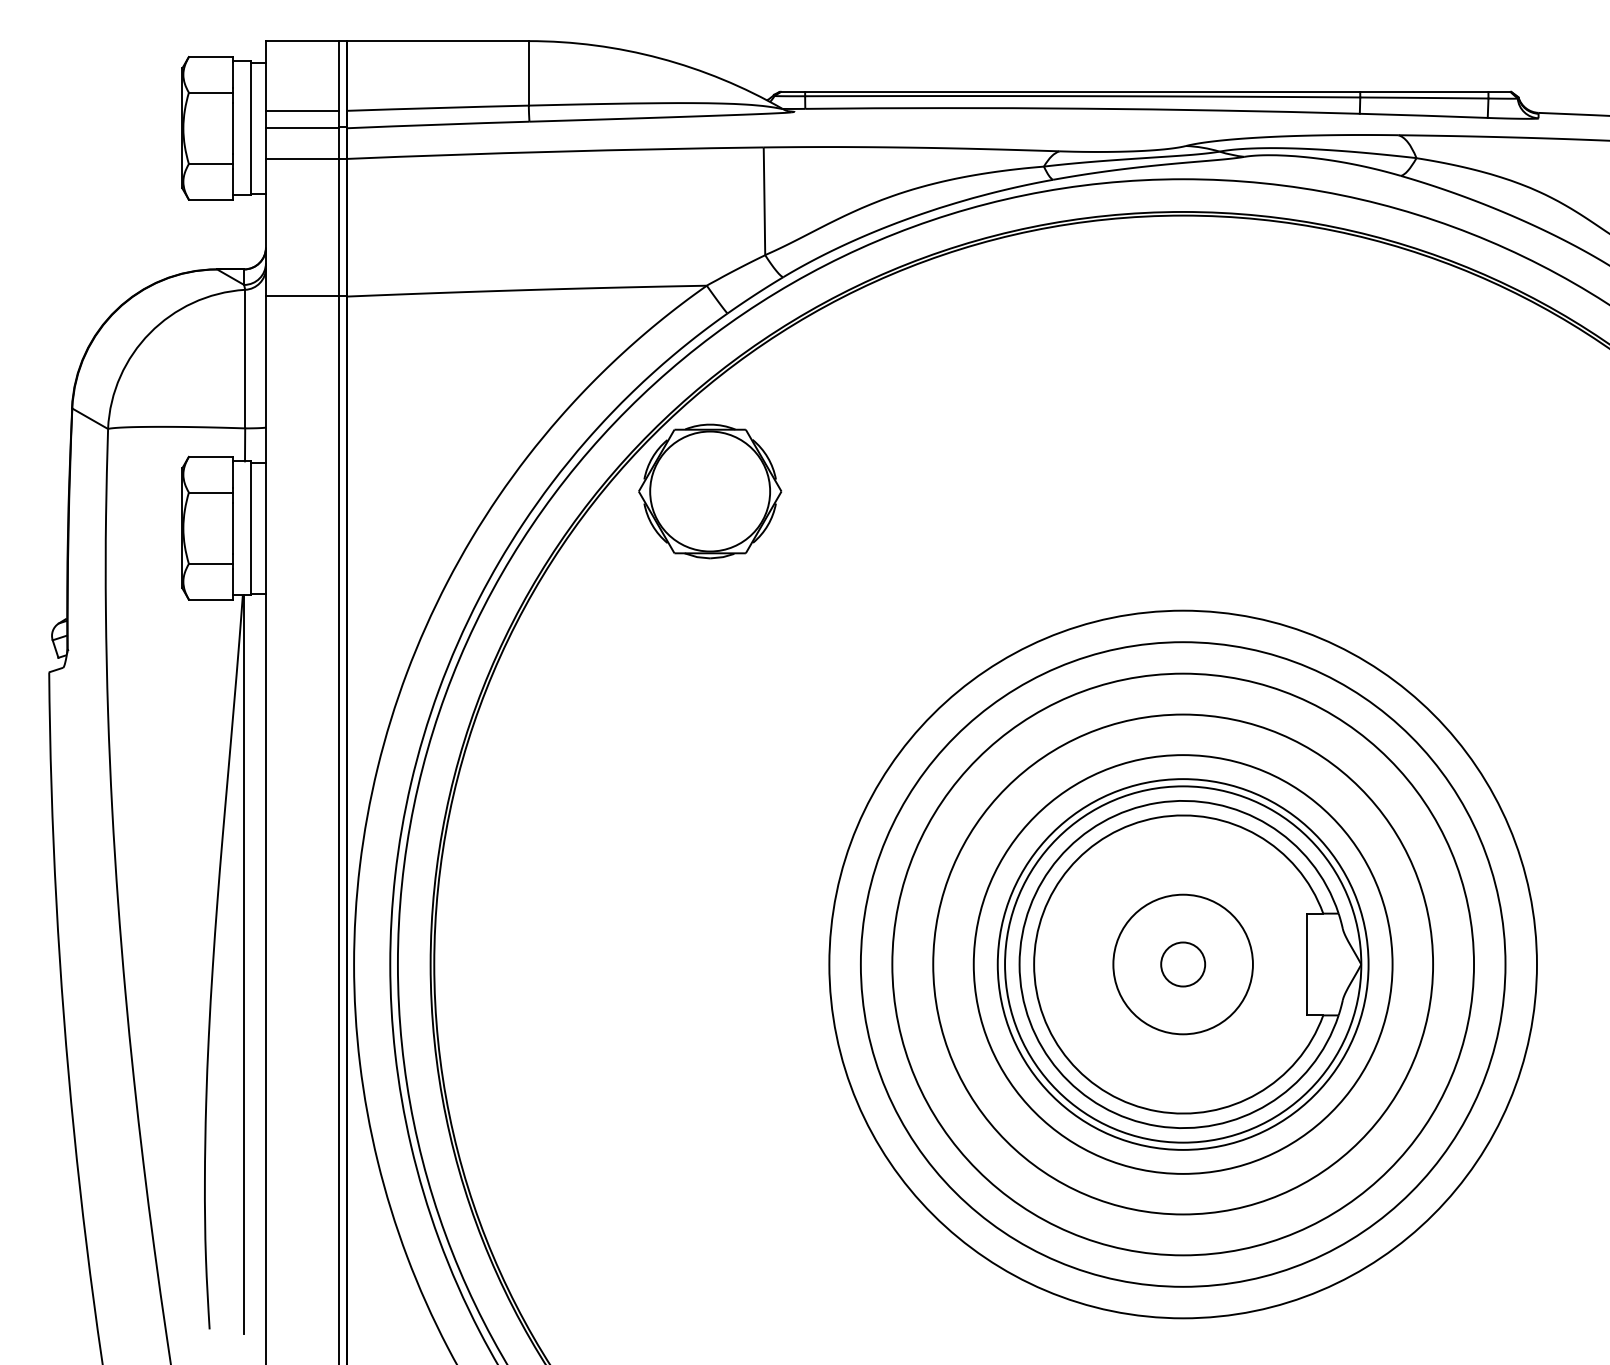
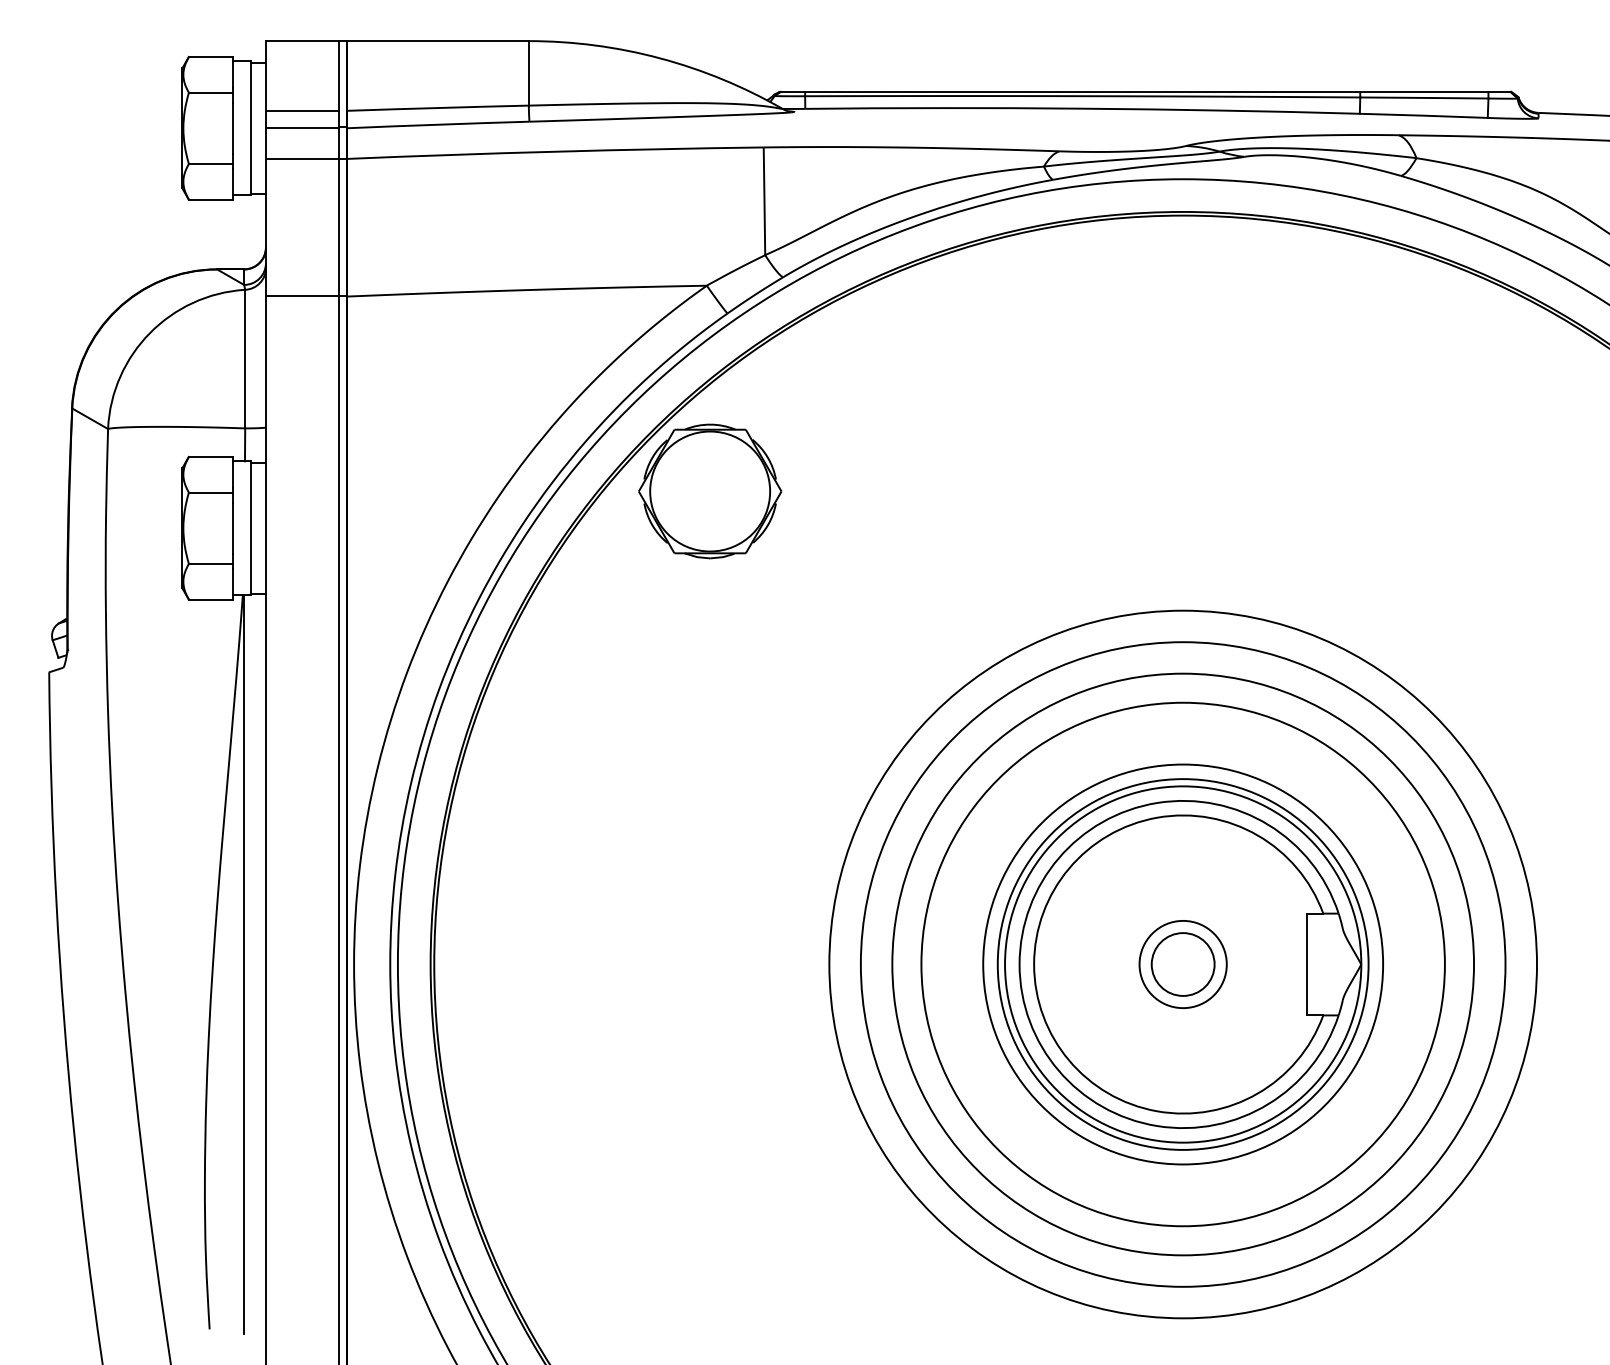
circle diameter: 140 px -> 87 px (1182, 964)
circle diameter: 419 px -> 523 px (1182, 964)
circle diameter: 44 px -> 63 px (1182, 964)
circle diameter: 500 px -> 400 px (1183, 964)
